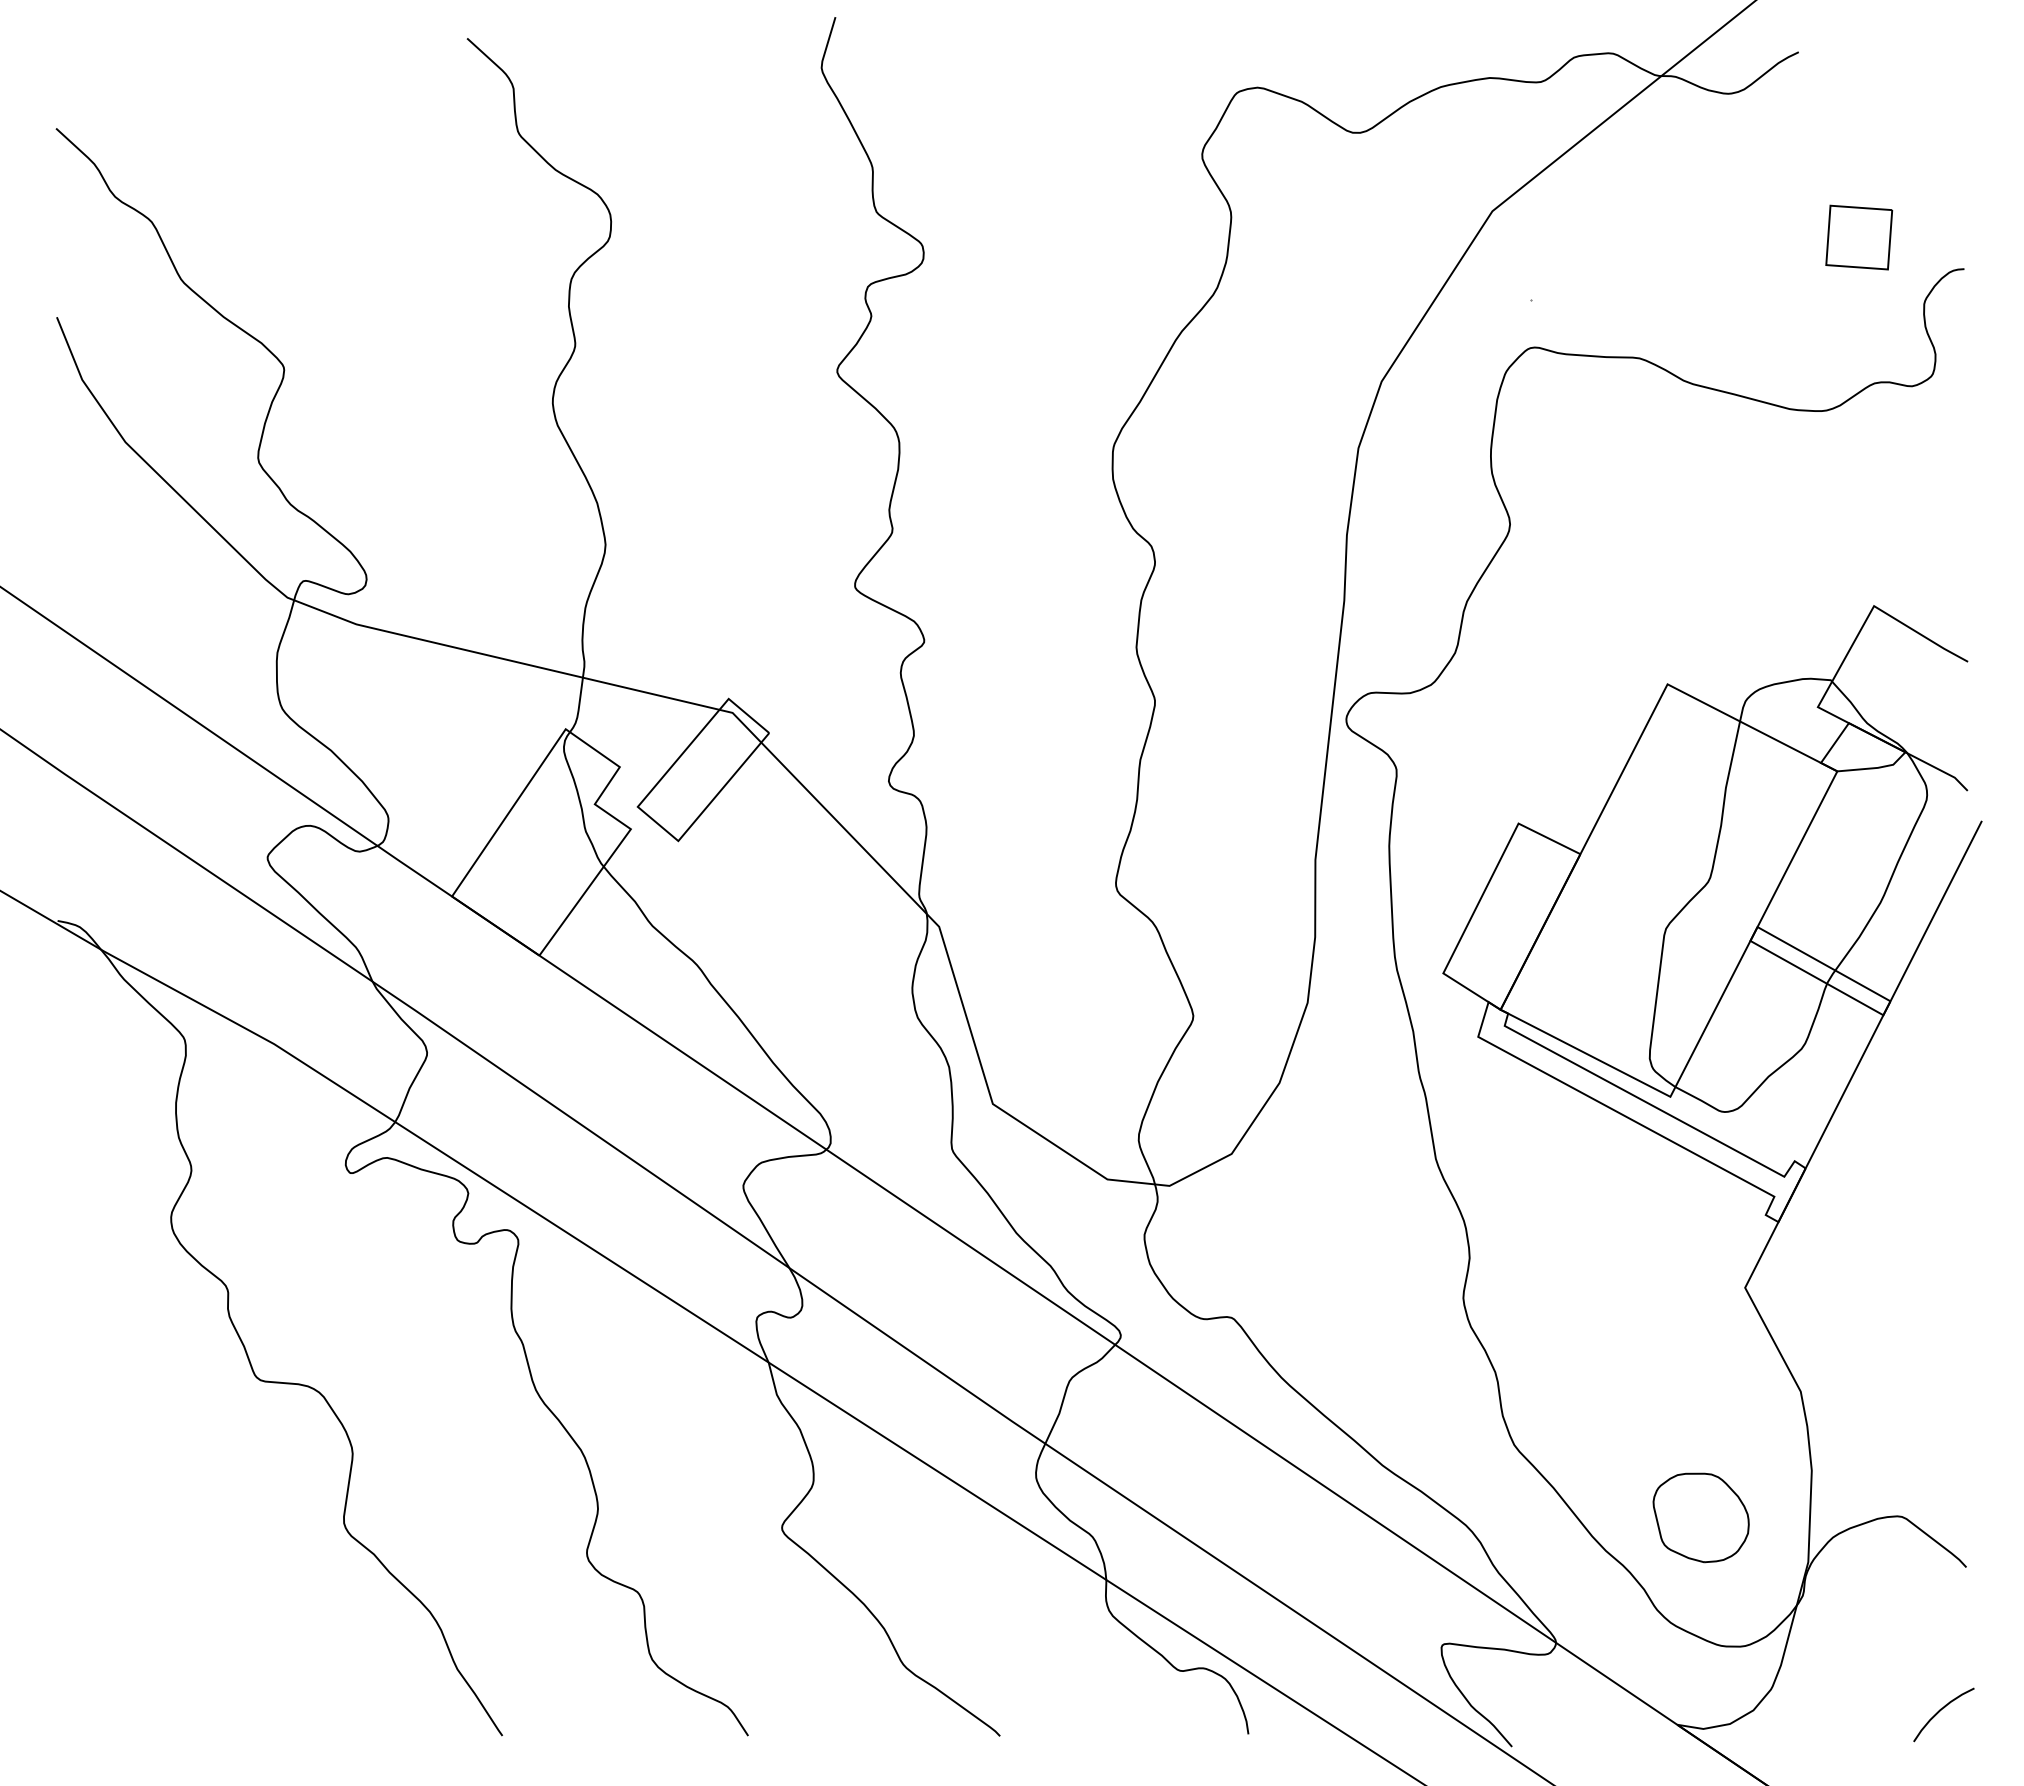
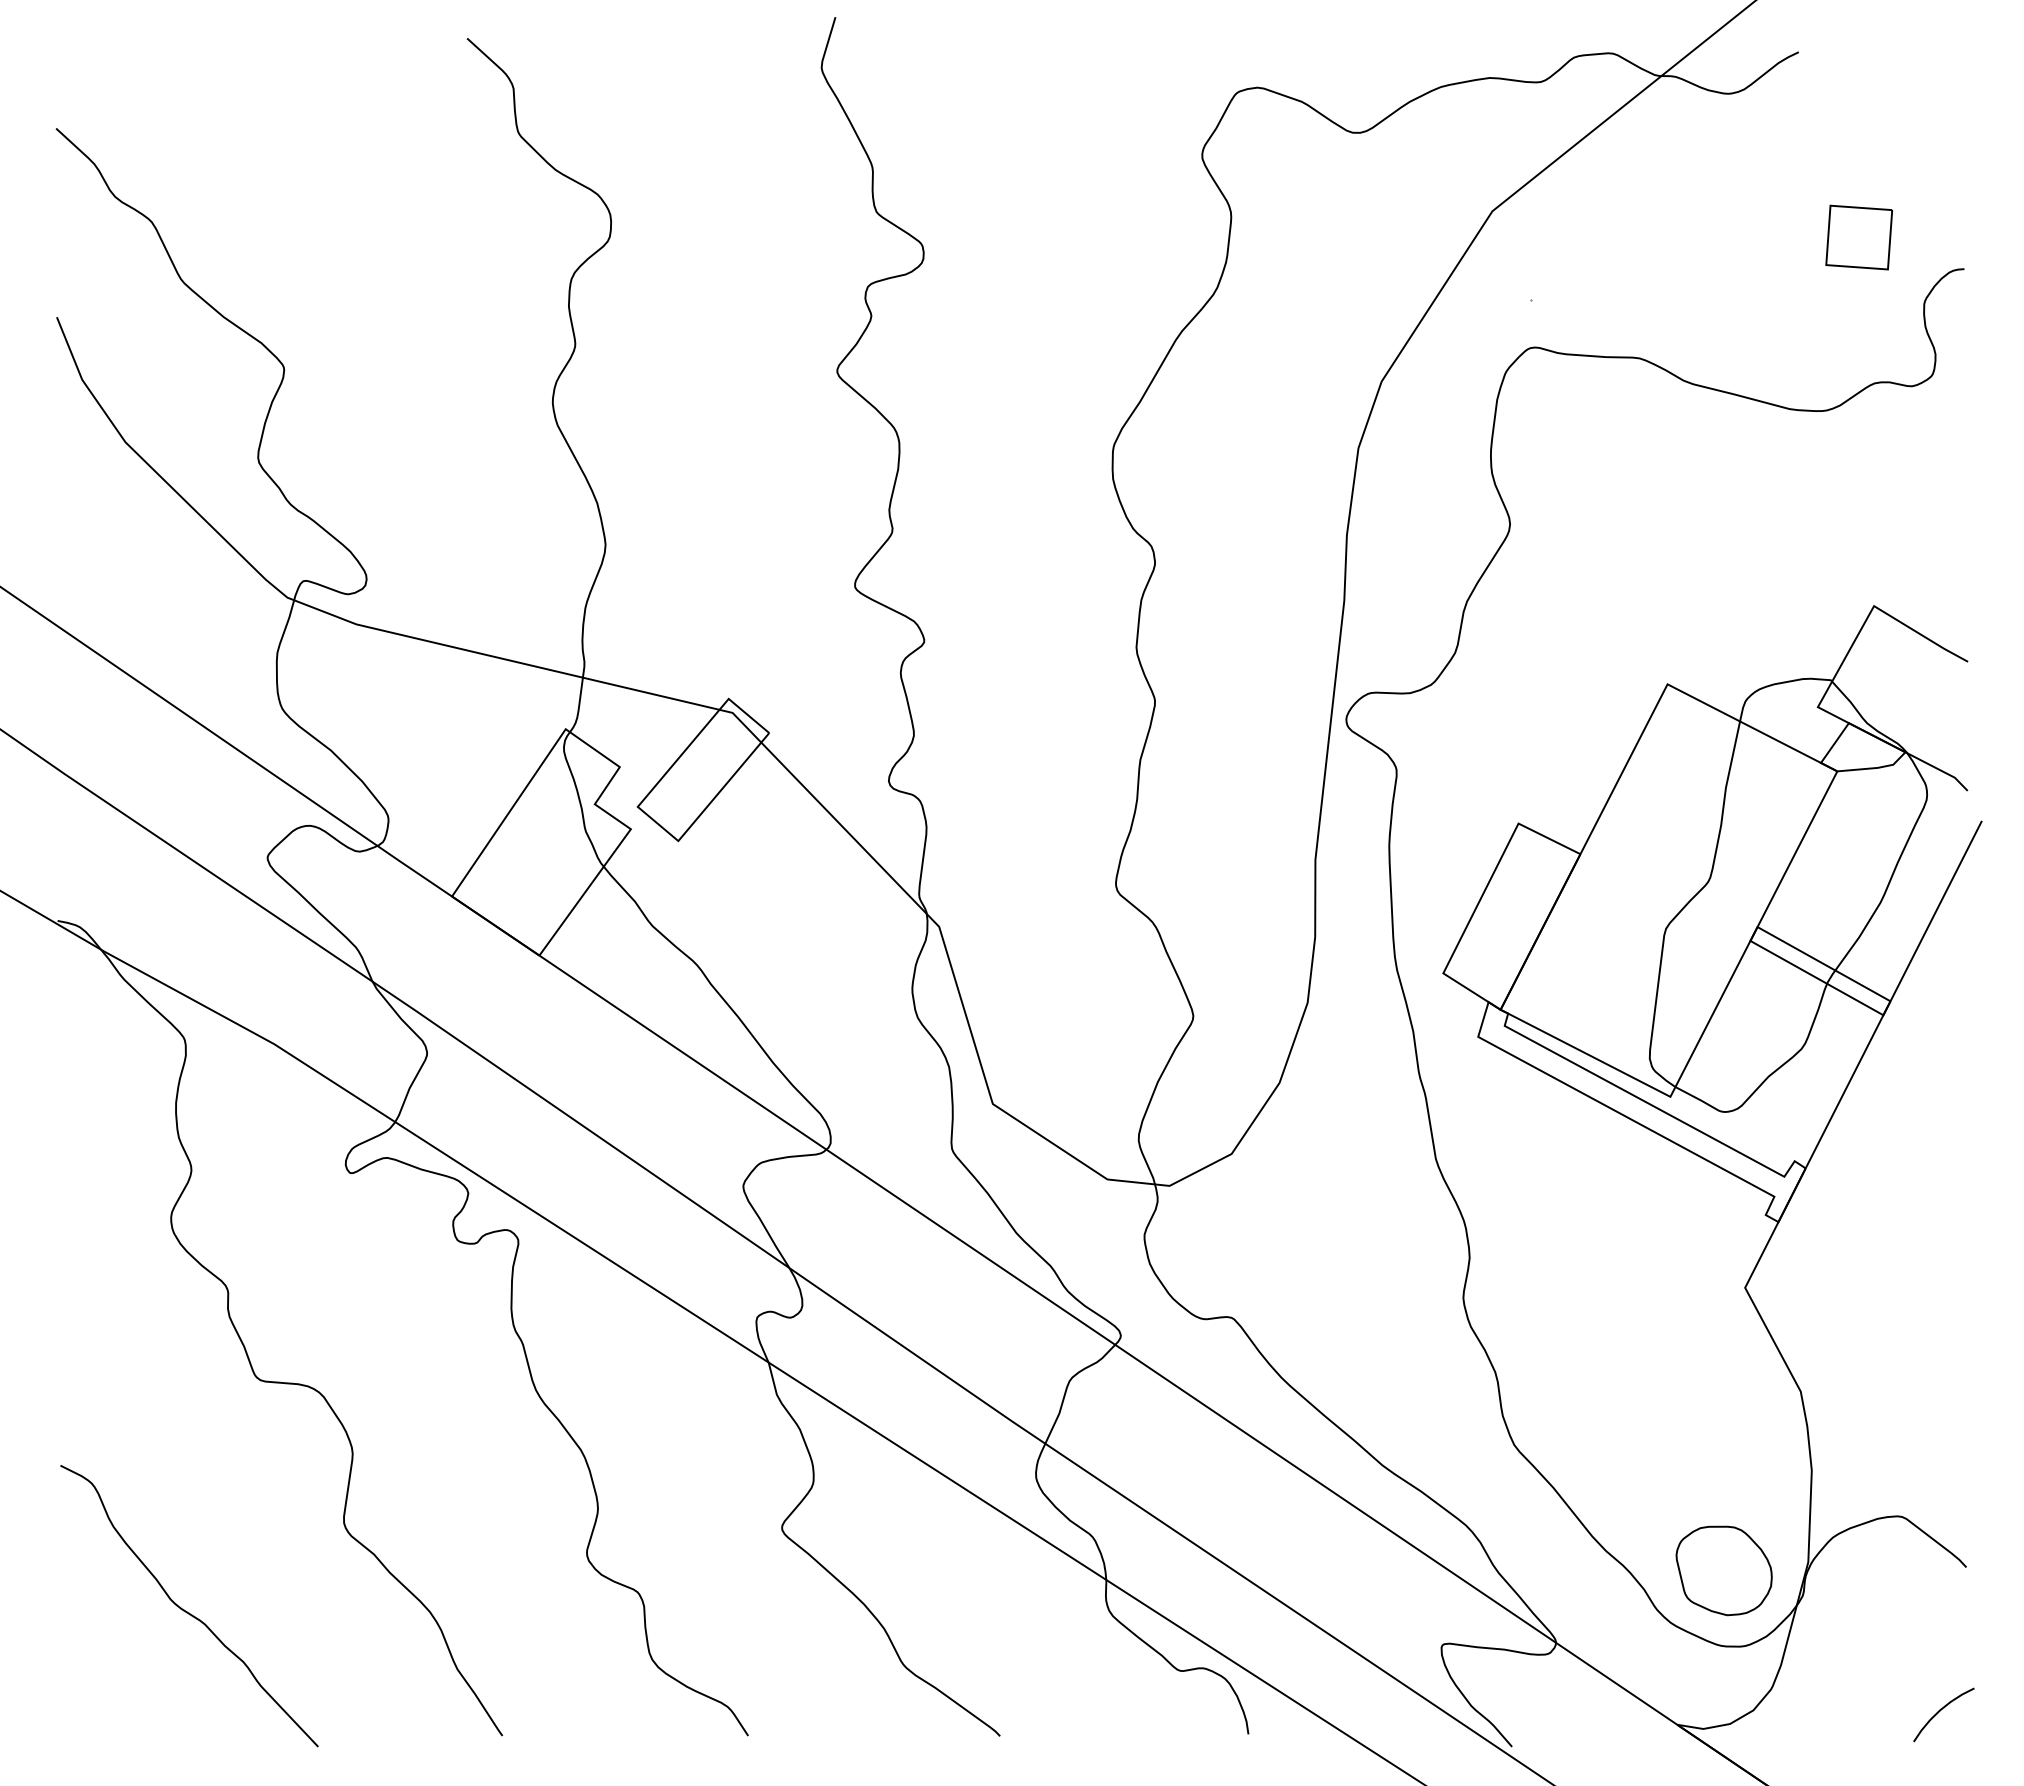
part position: (1700, 1517) -> (1723, 1570) (1723, 1570)
curve: none -> present (187, 1611)
